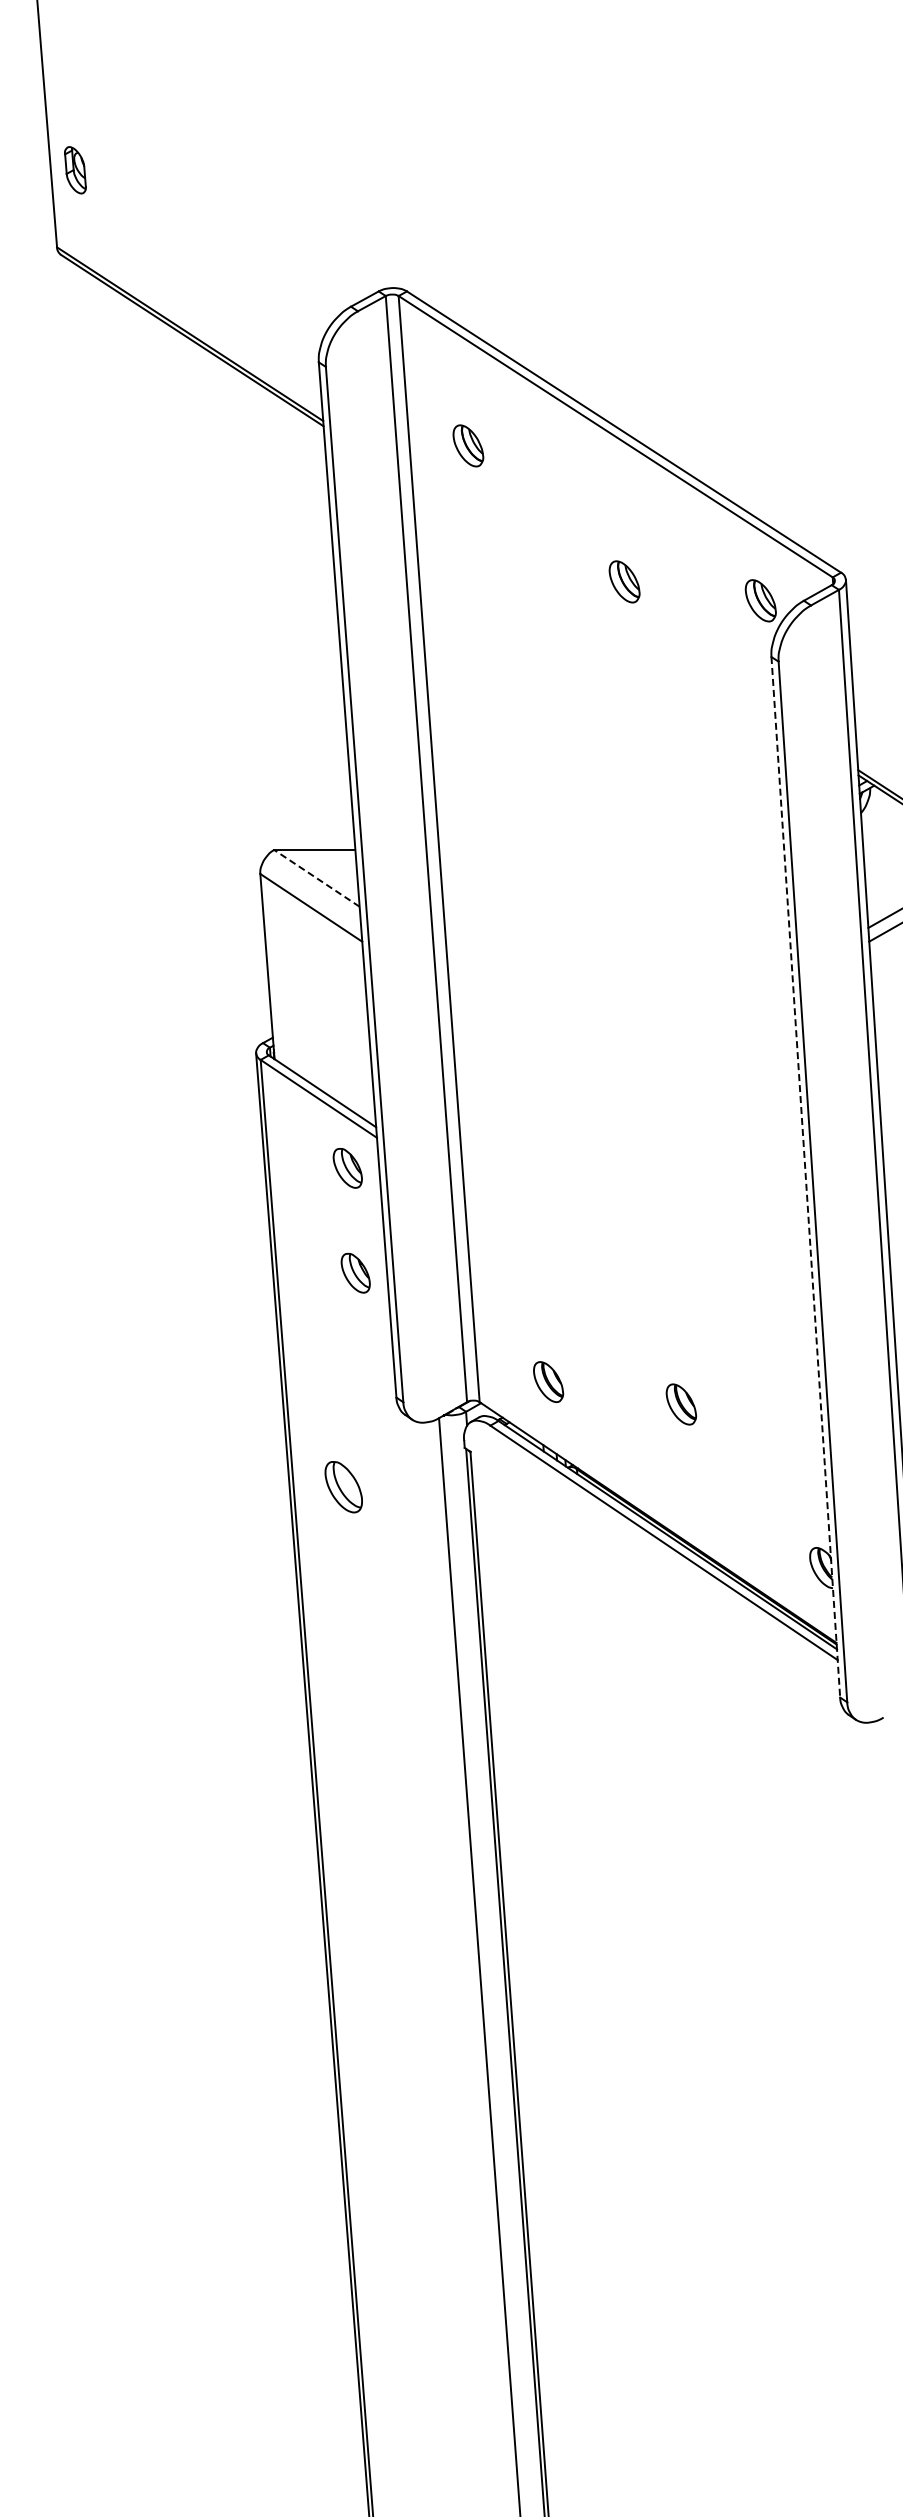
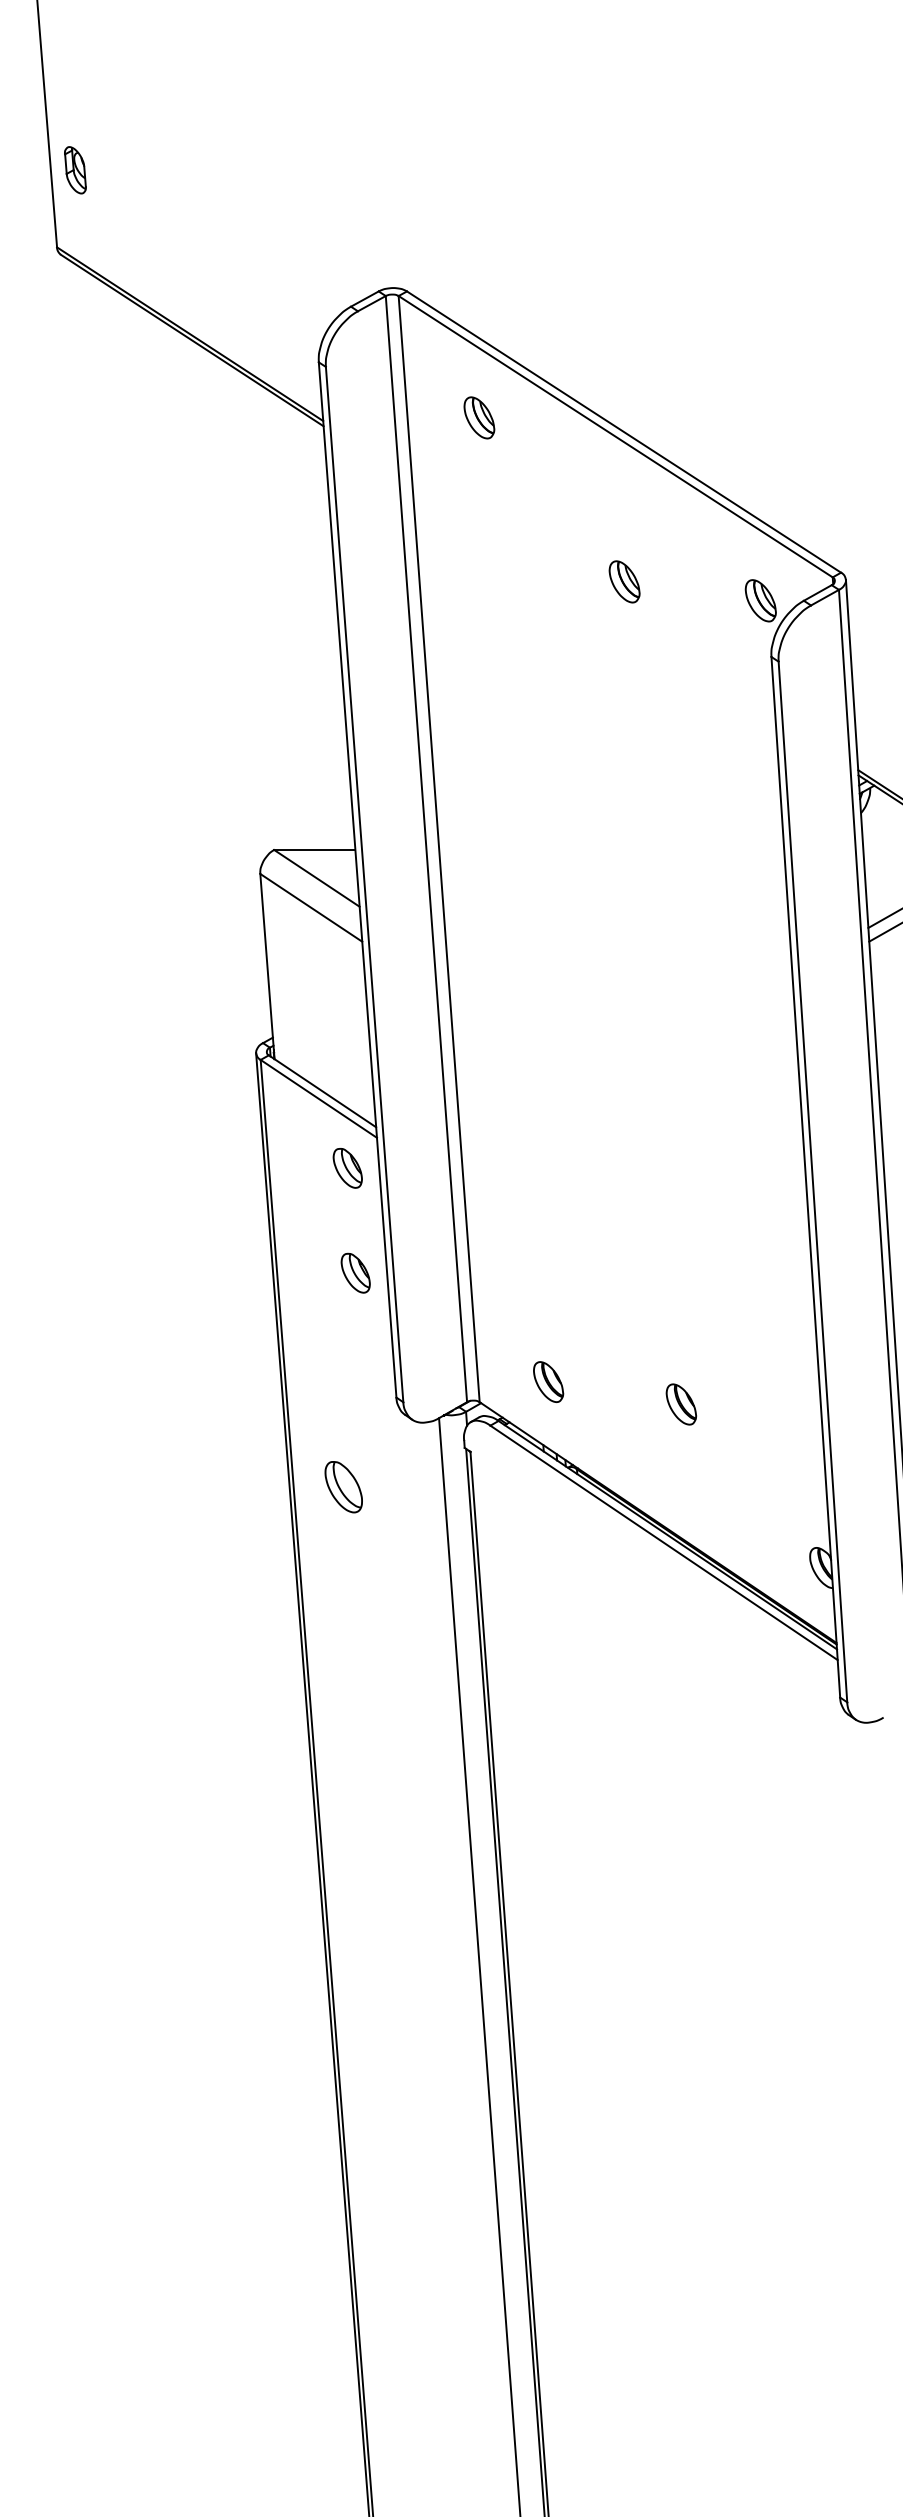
part position: (468, 445) -> (479, 417) (479, 417)
line: dashed -> solid (316, 878)
line: dashed -> solid (805, 1177)
